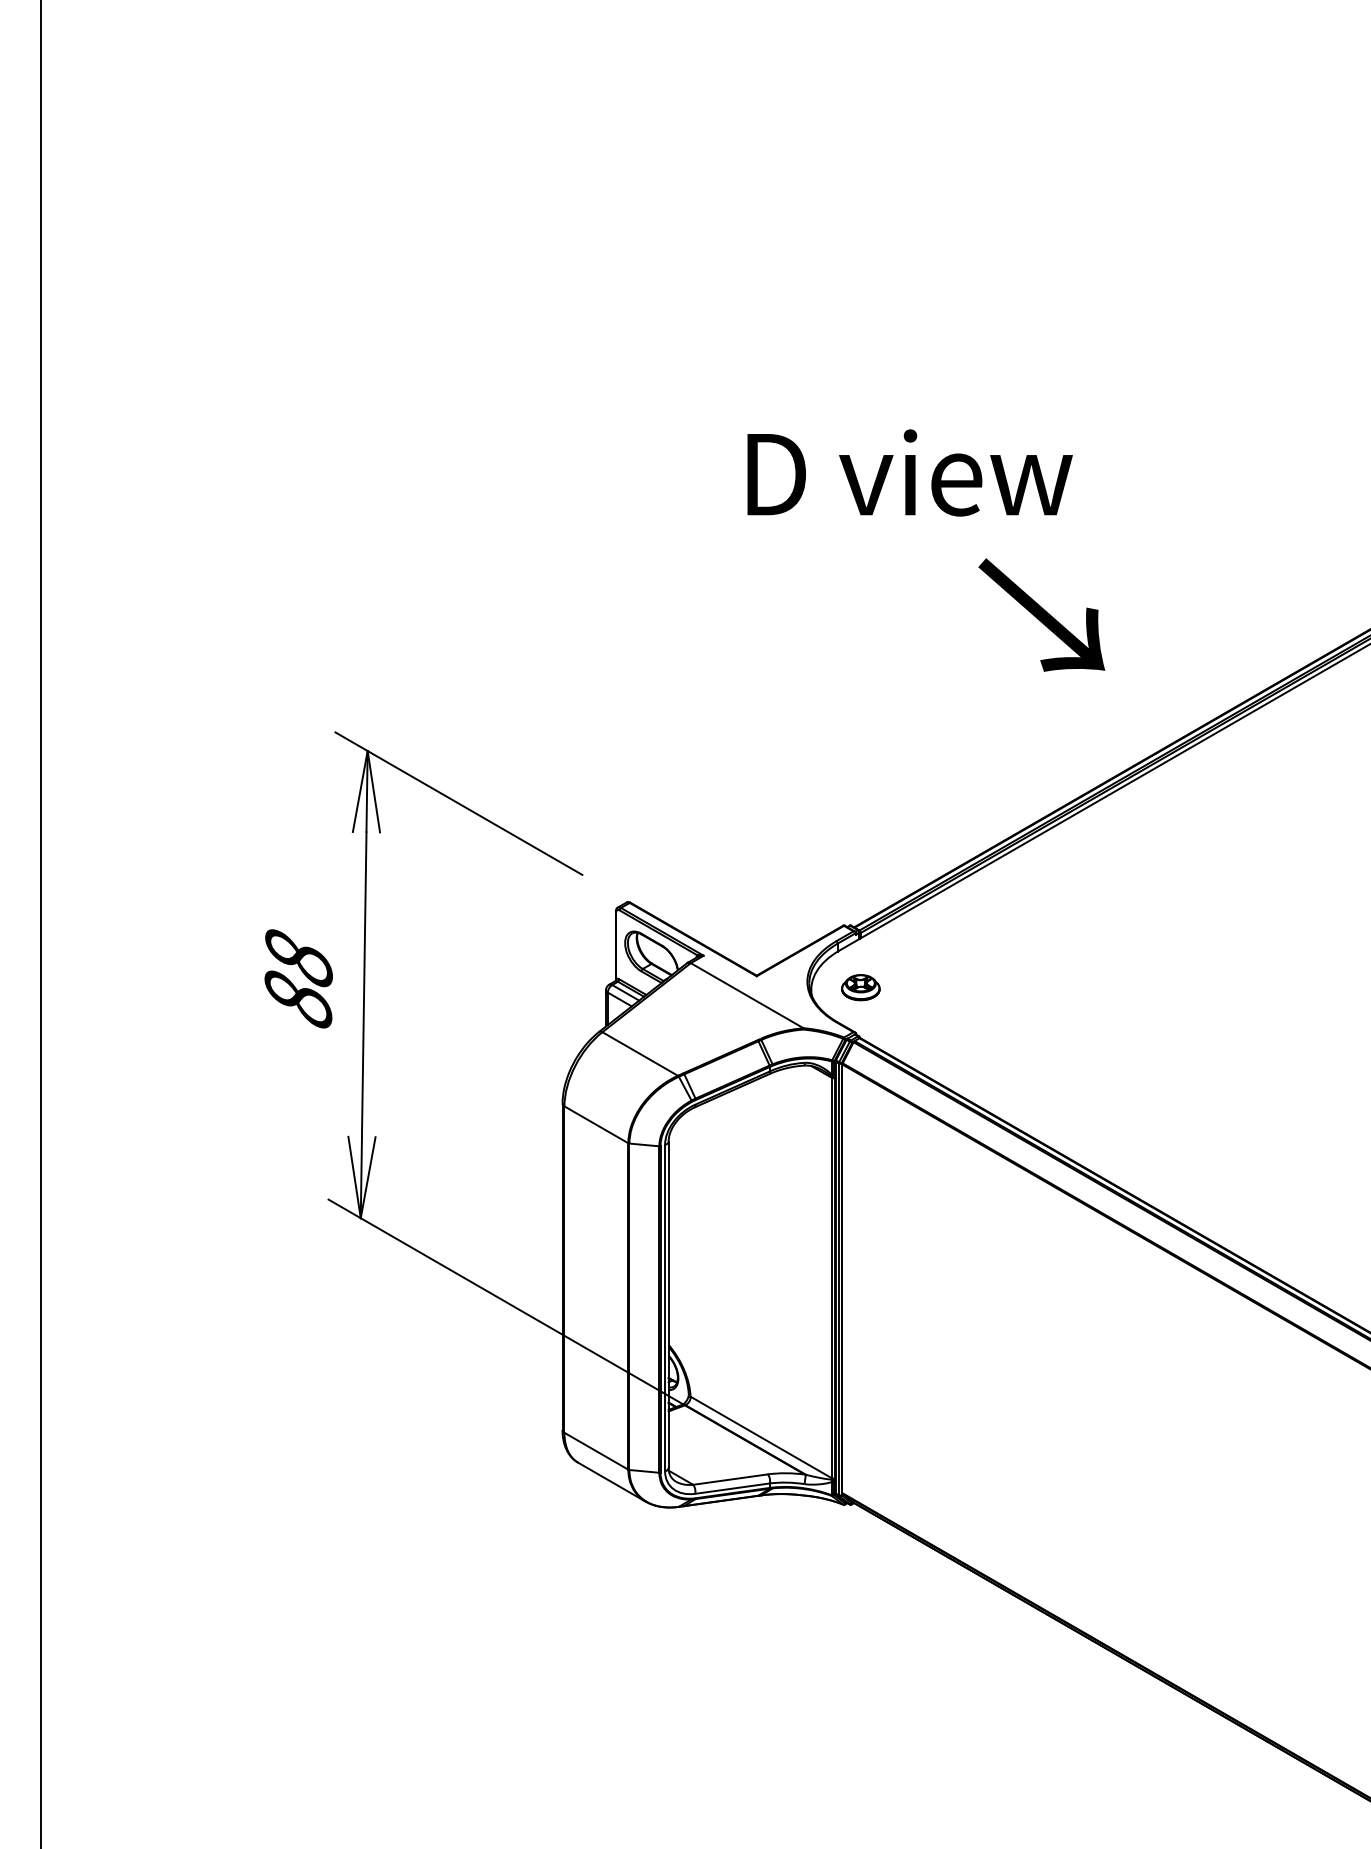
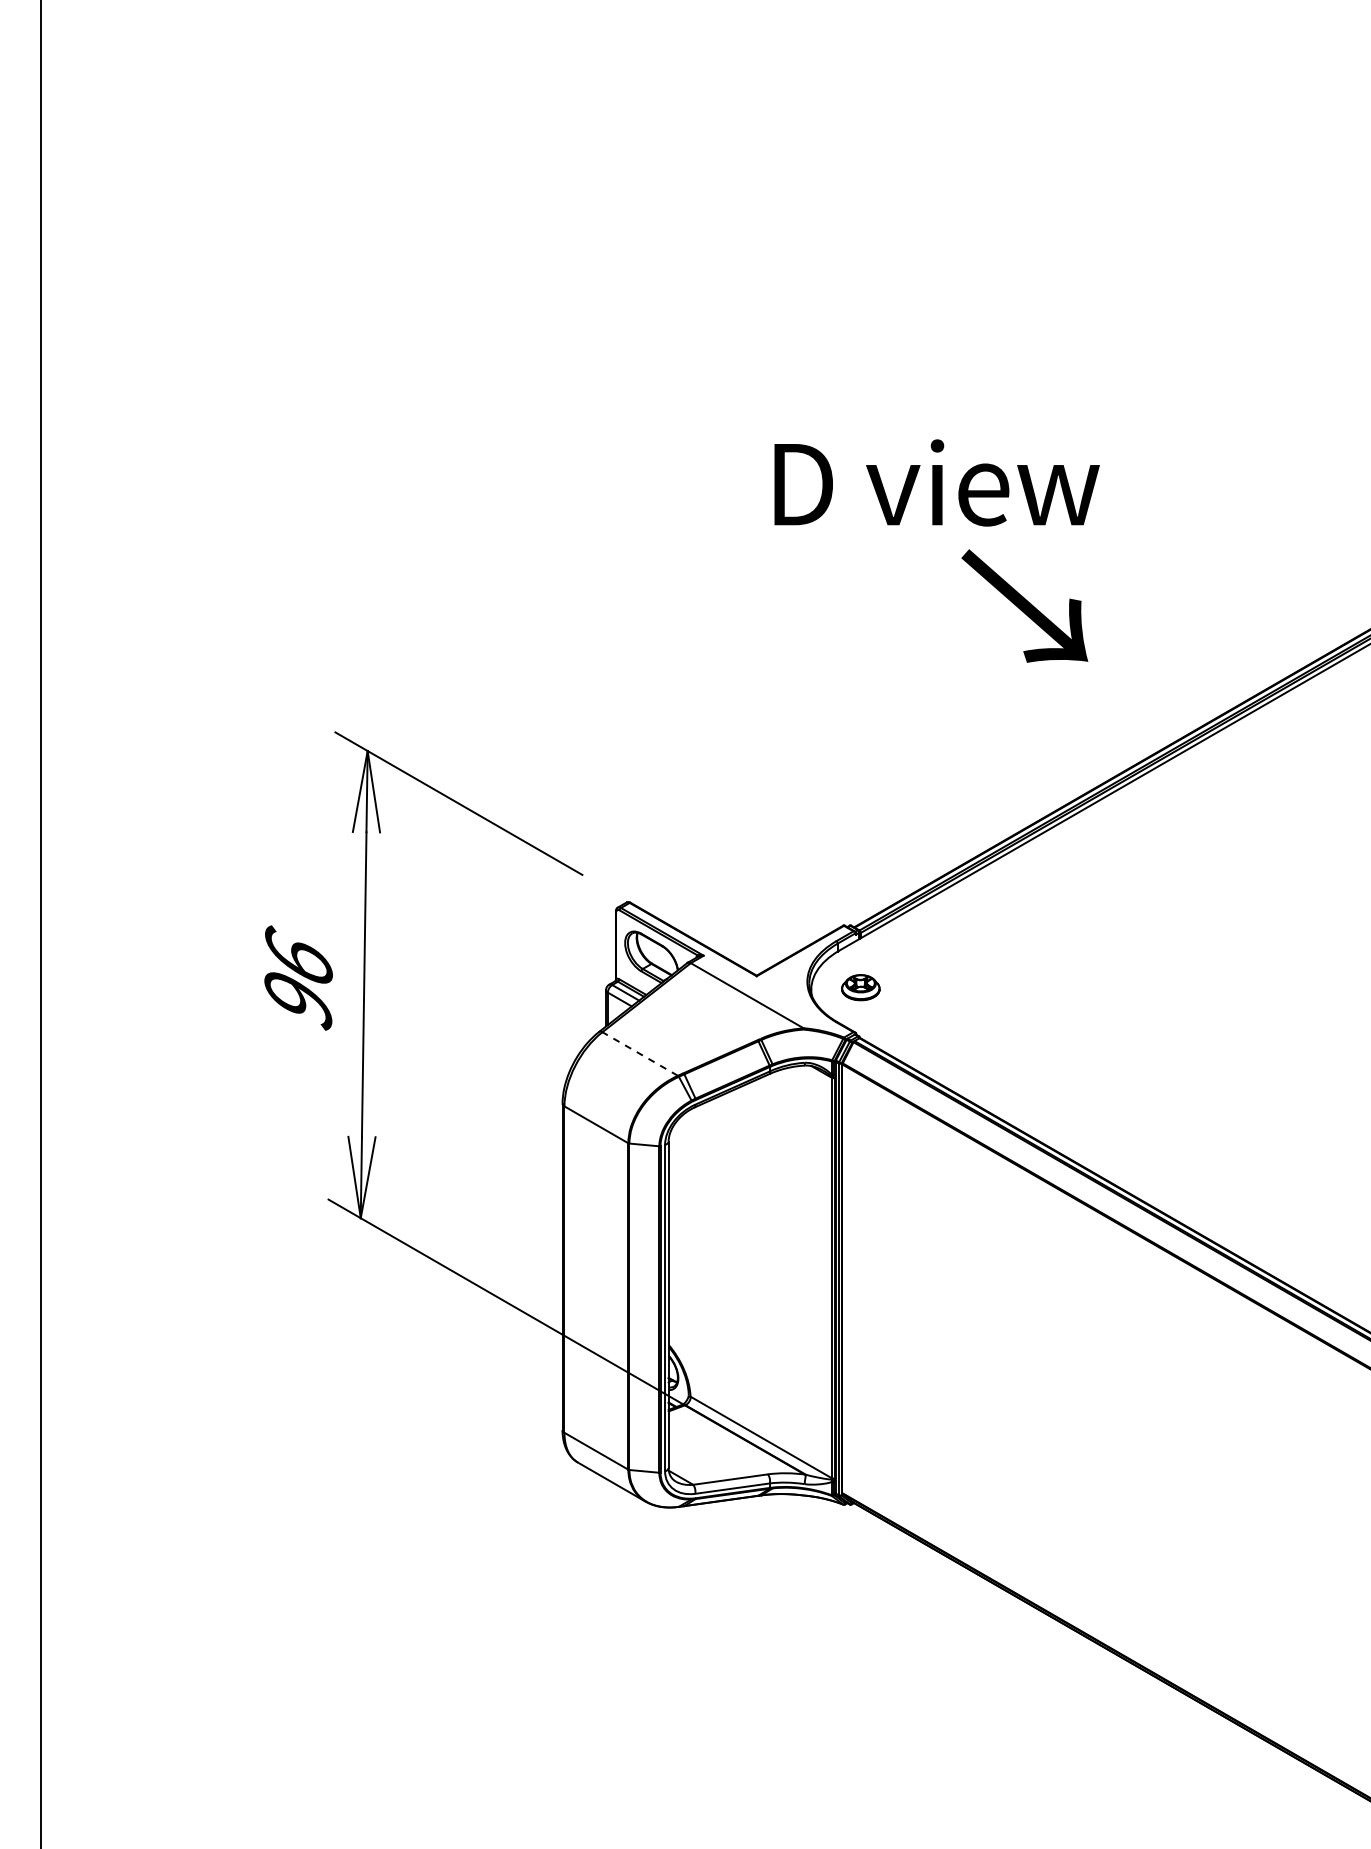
text position: (909, 472) -> (936, 482) (936, 482)
text position: (1041, 614) -> (1024, 605) (1024, 605)
text: 88 -> 96 (298, 977)
line: solid -> dashed (640, 1053)
